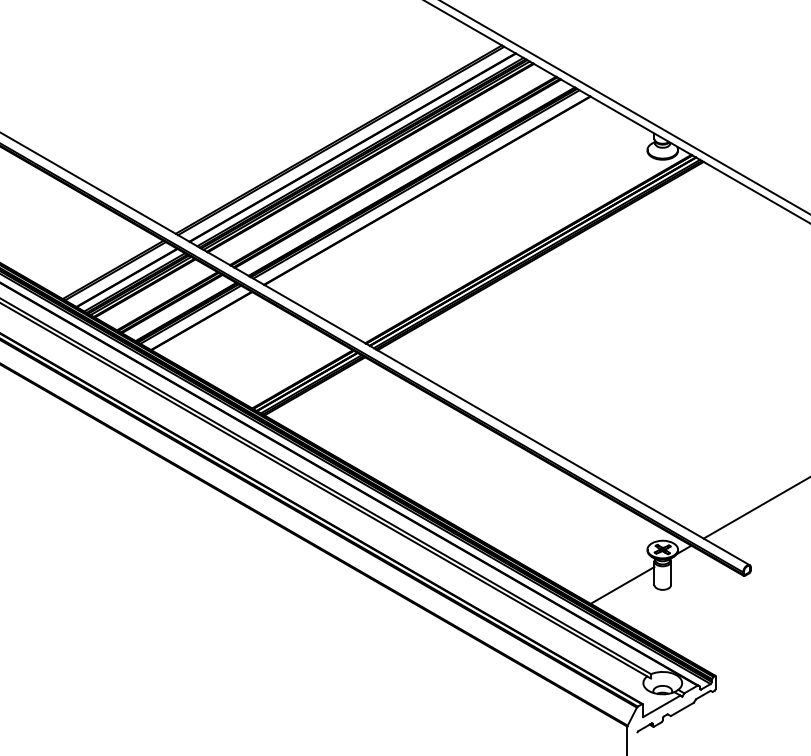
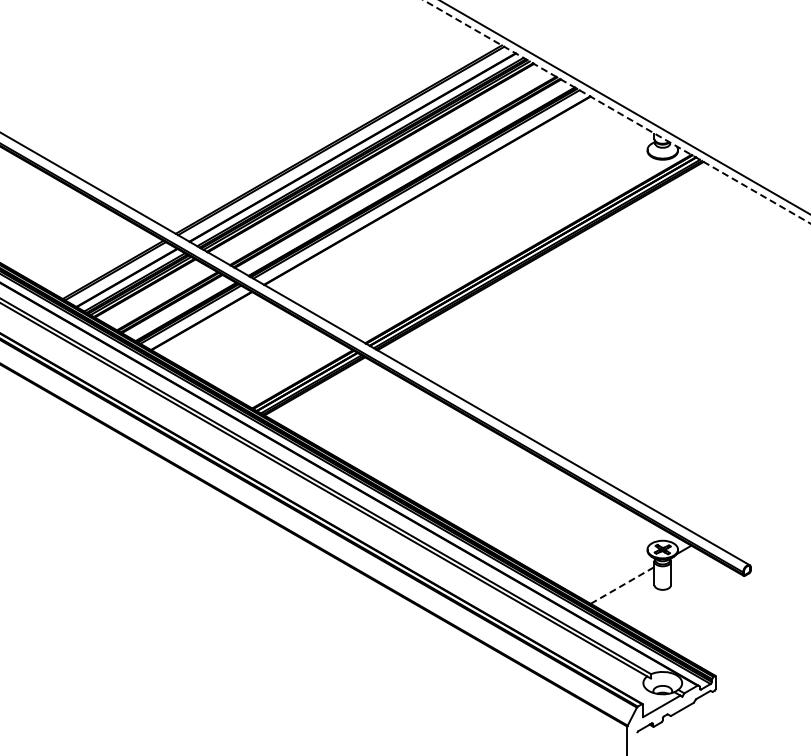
line: solid -> dashed (617, 112)
line: present -> none (755, 508)
line: solid -> dashed (622, 585)
